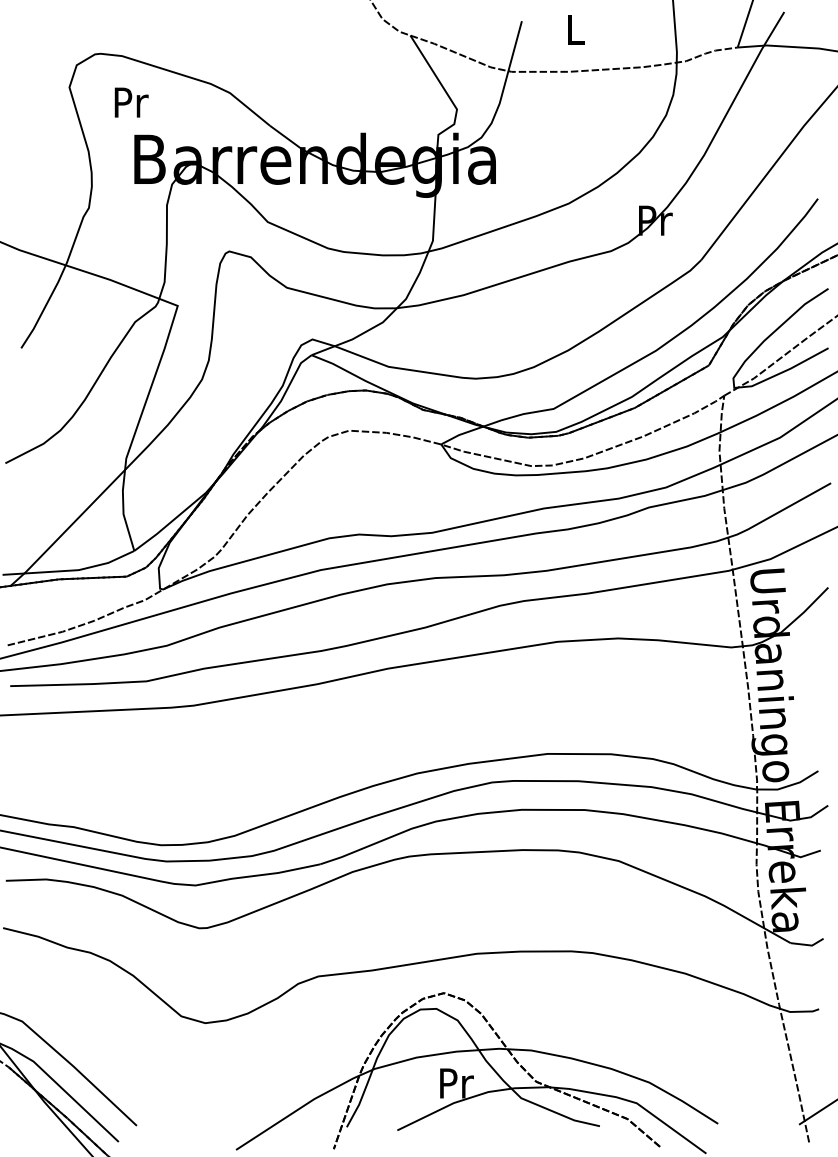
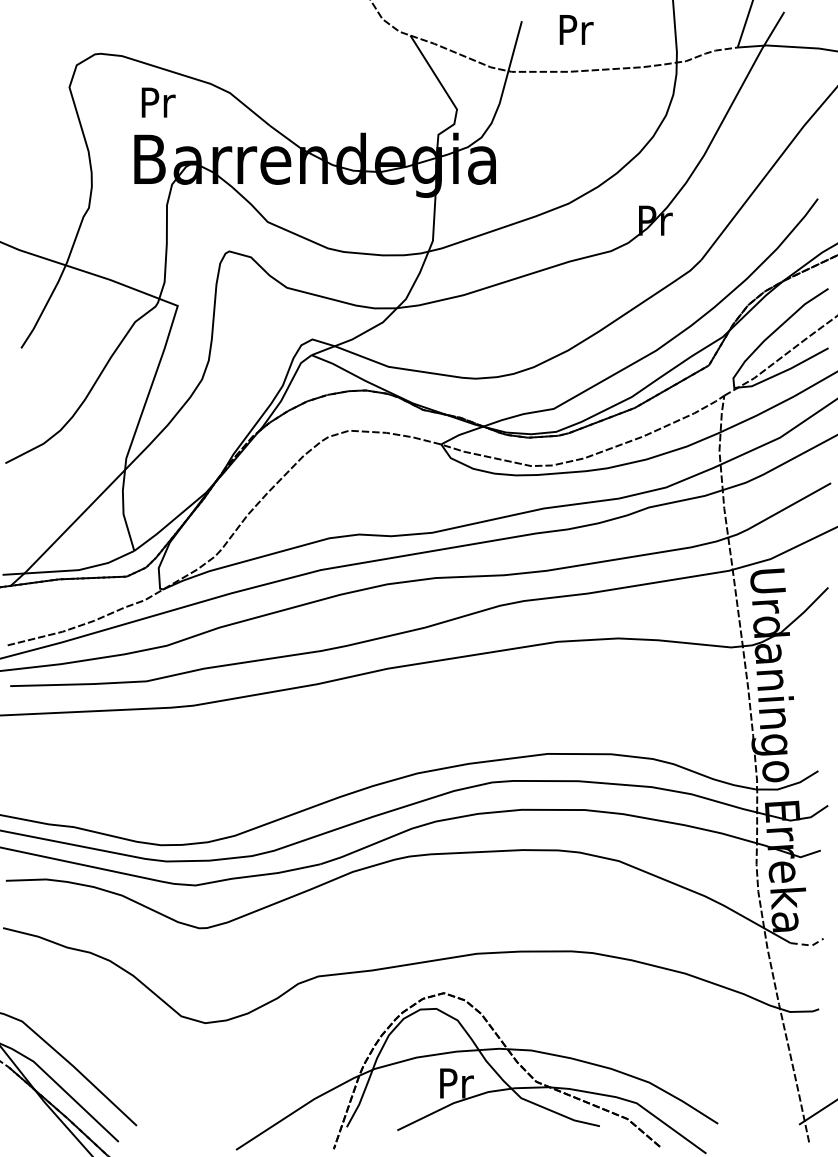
text: L -> Pr (576, 29)
text position: (131, 102) -> (158, 102) (158, 102)
line: solid -> dashed (809, 945)
